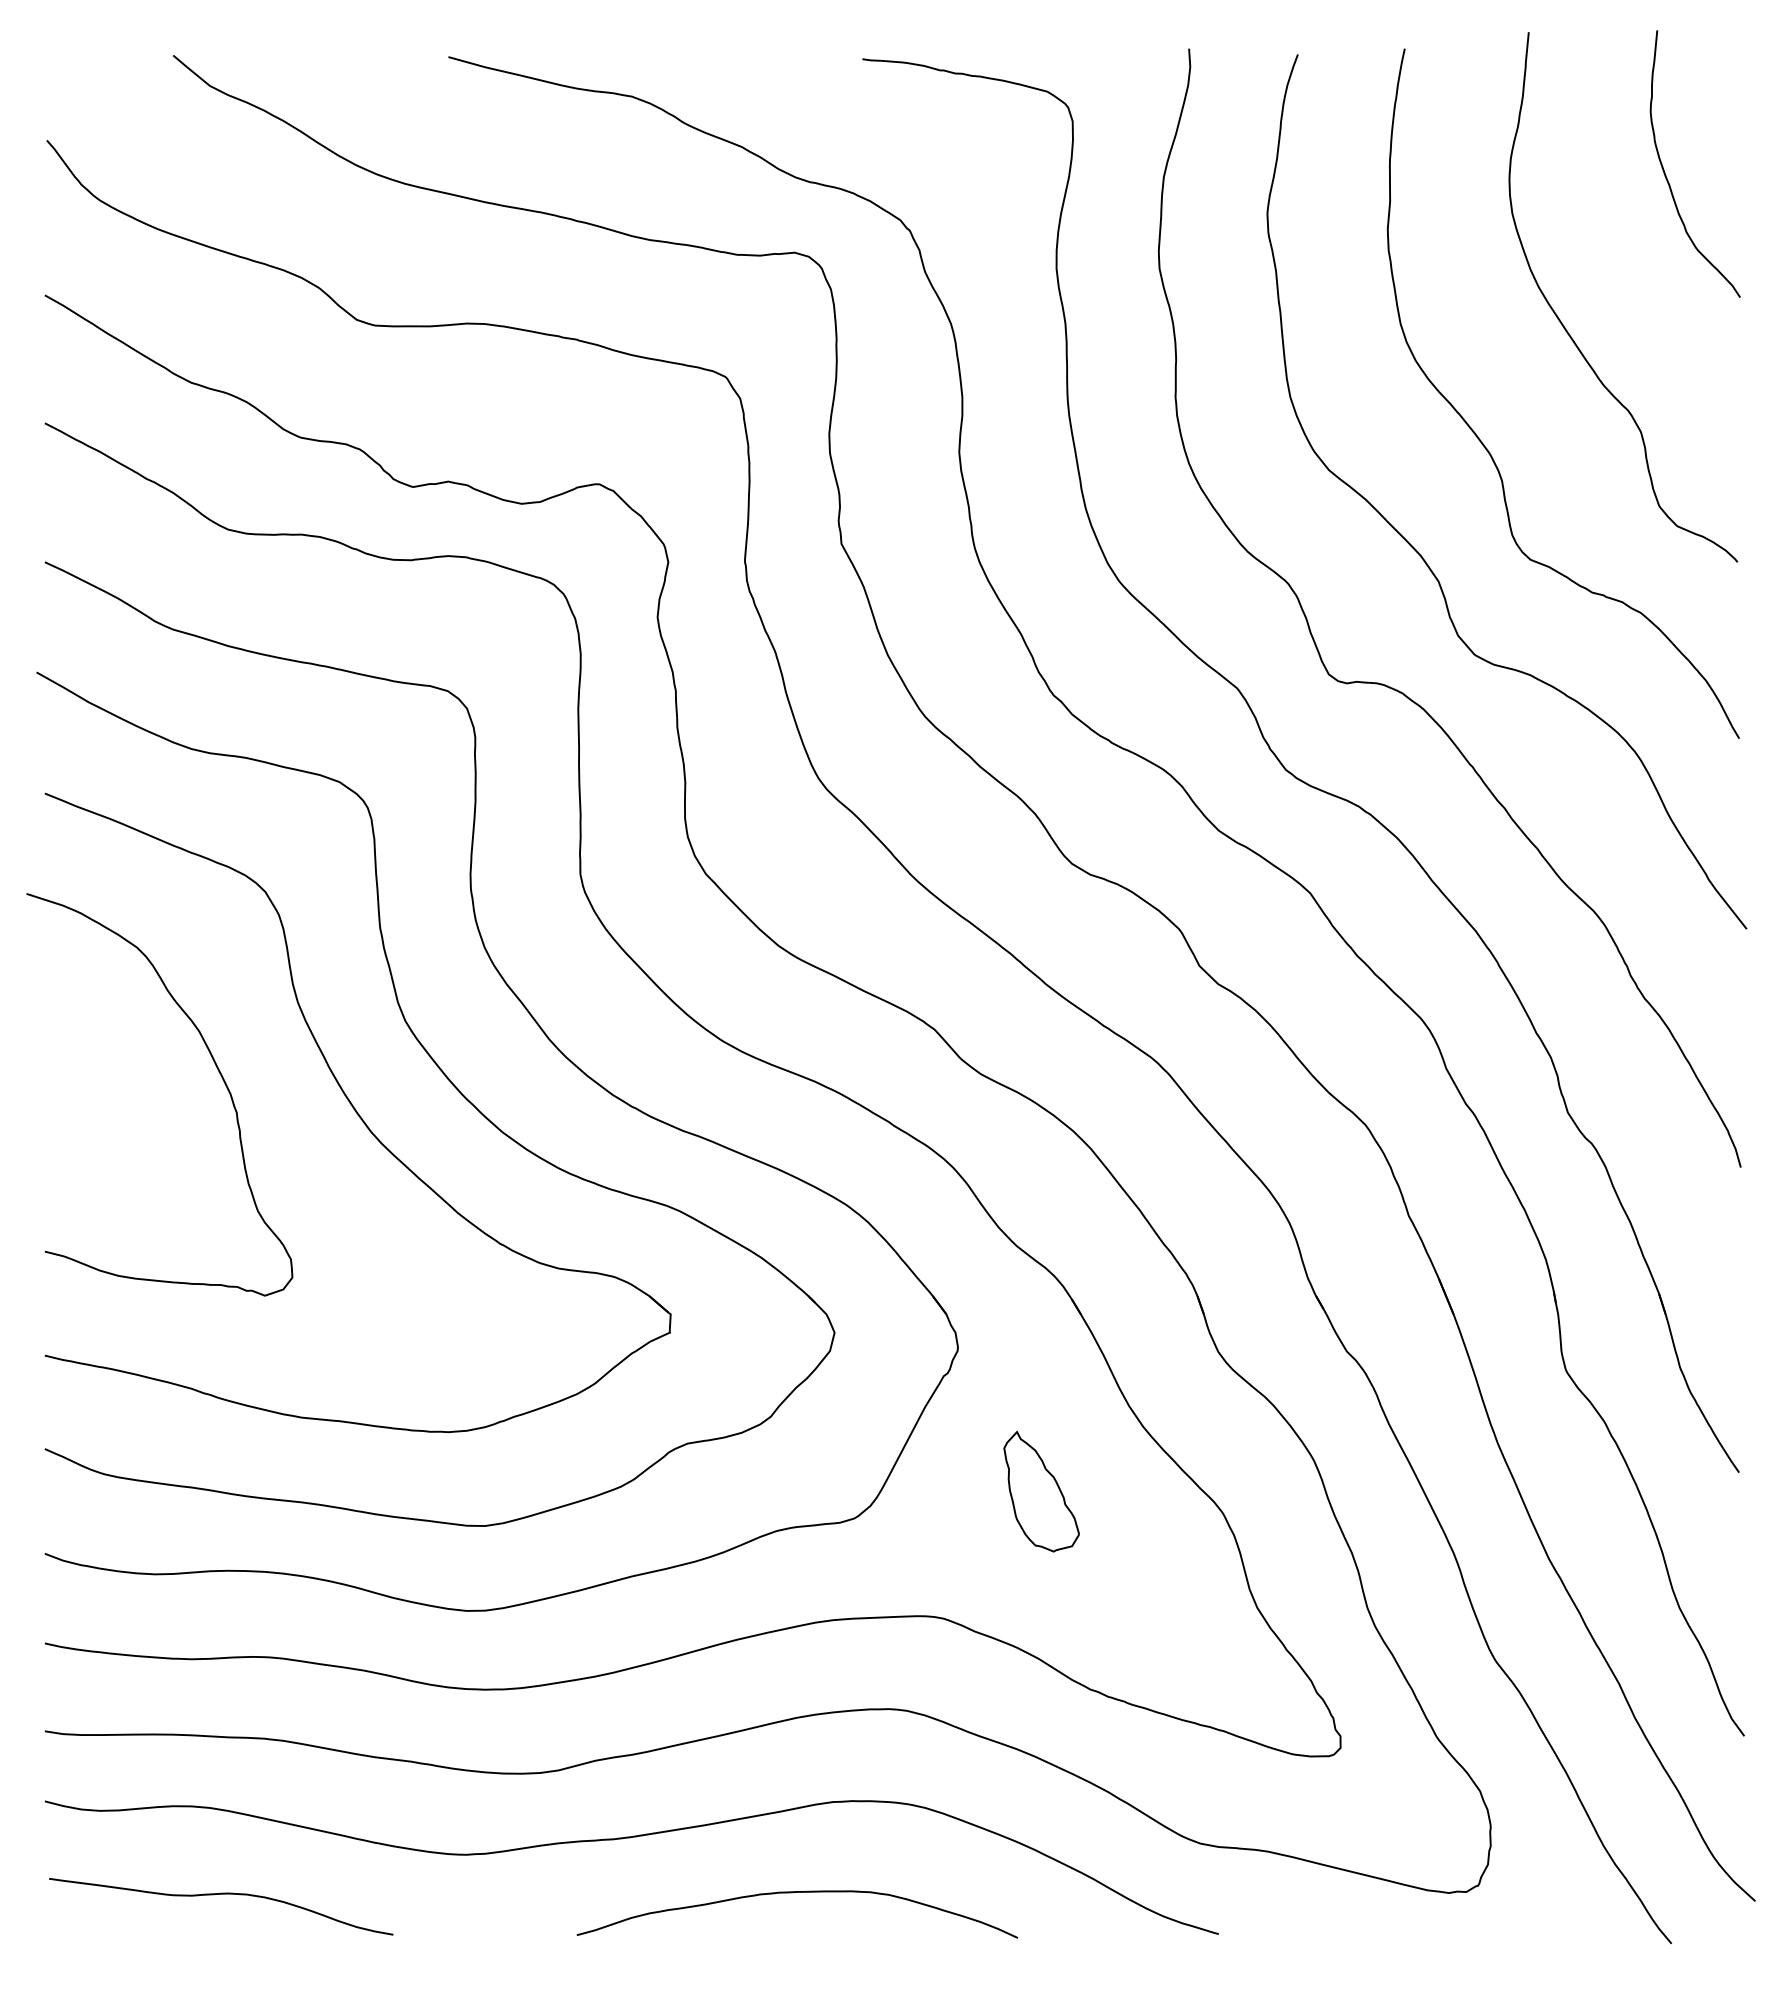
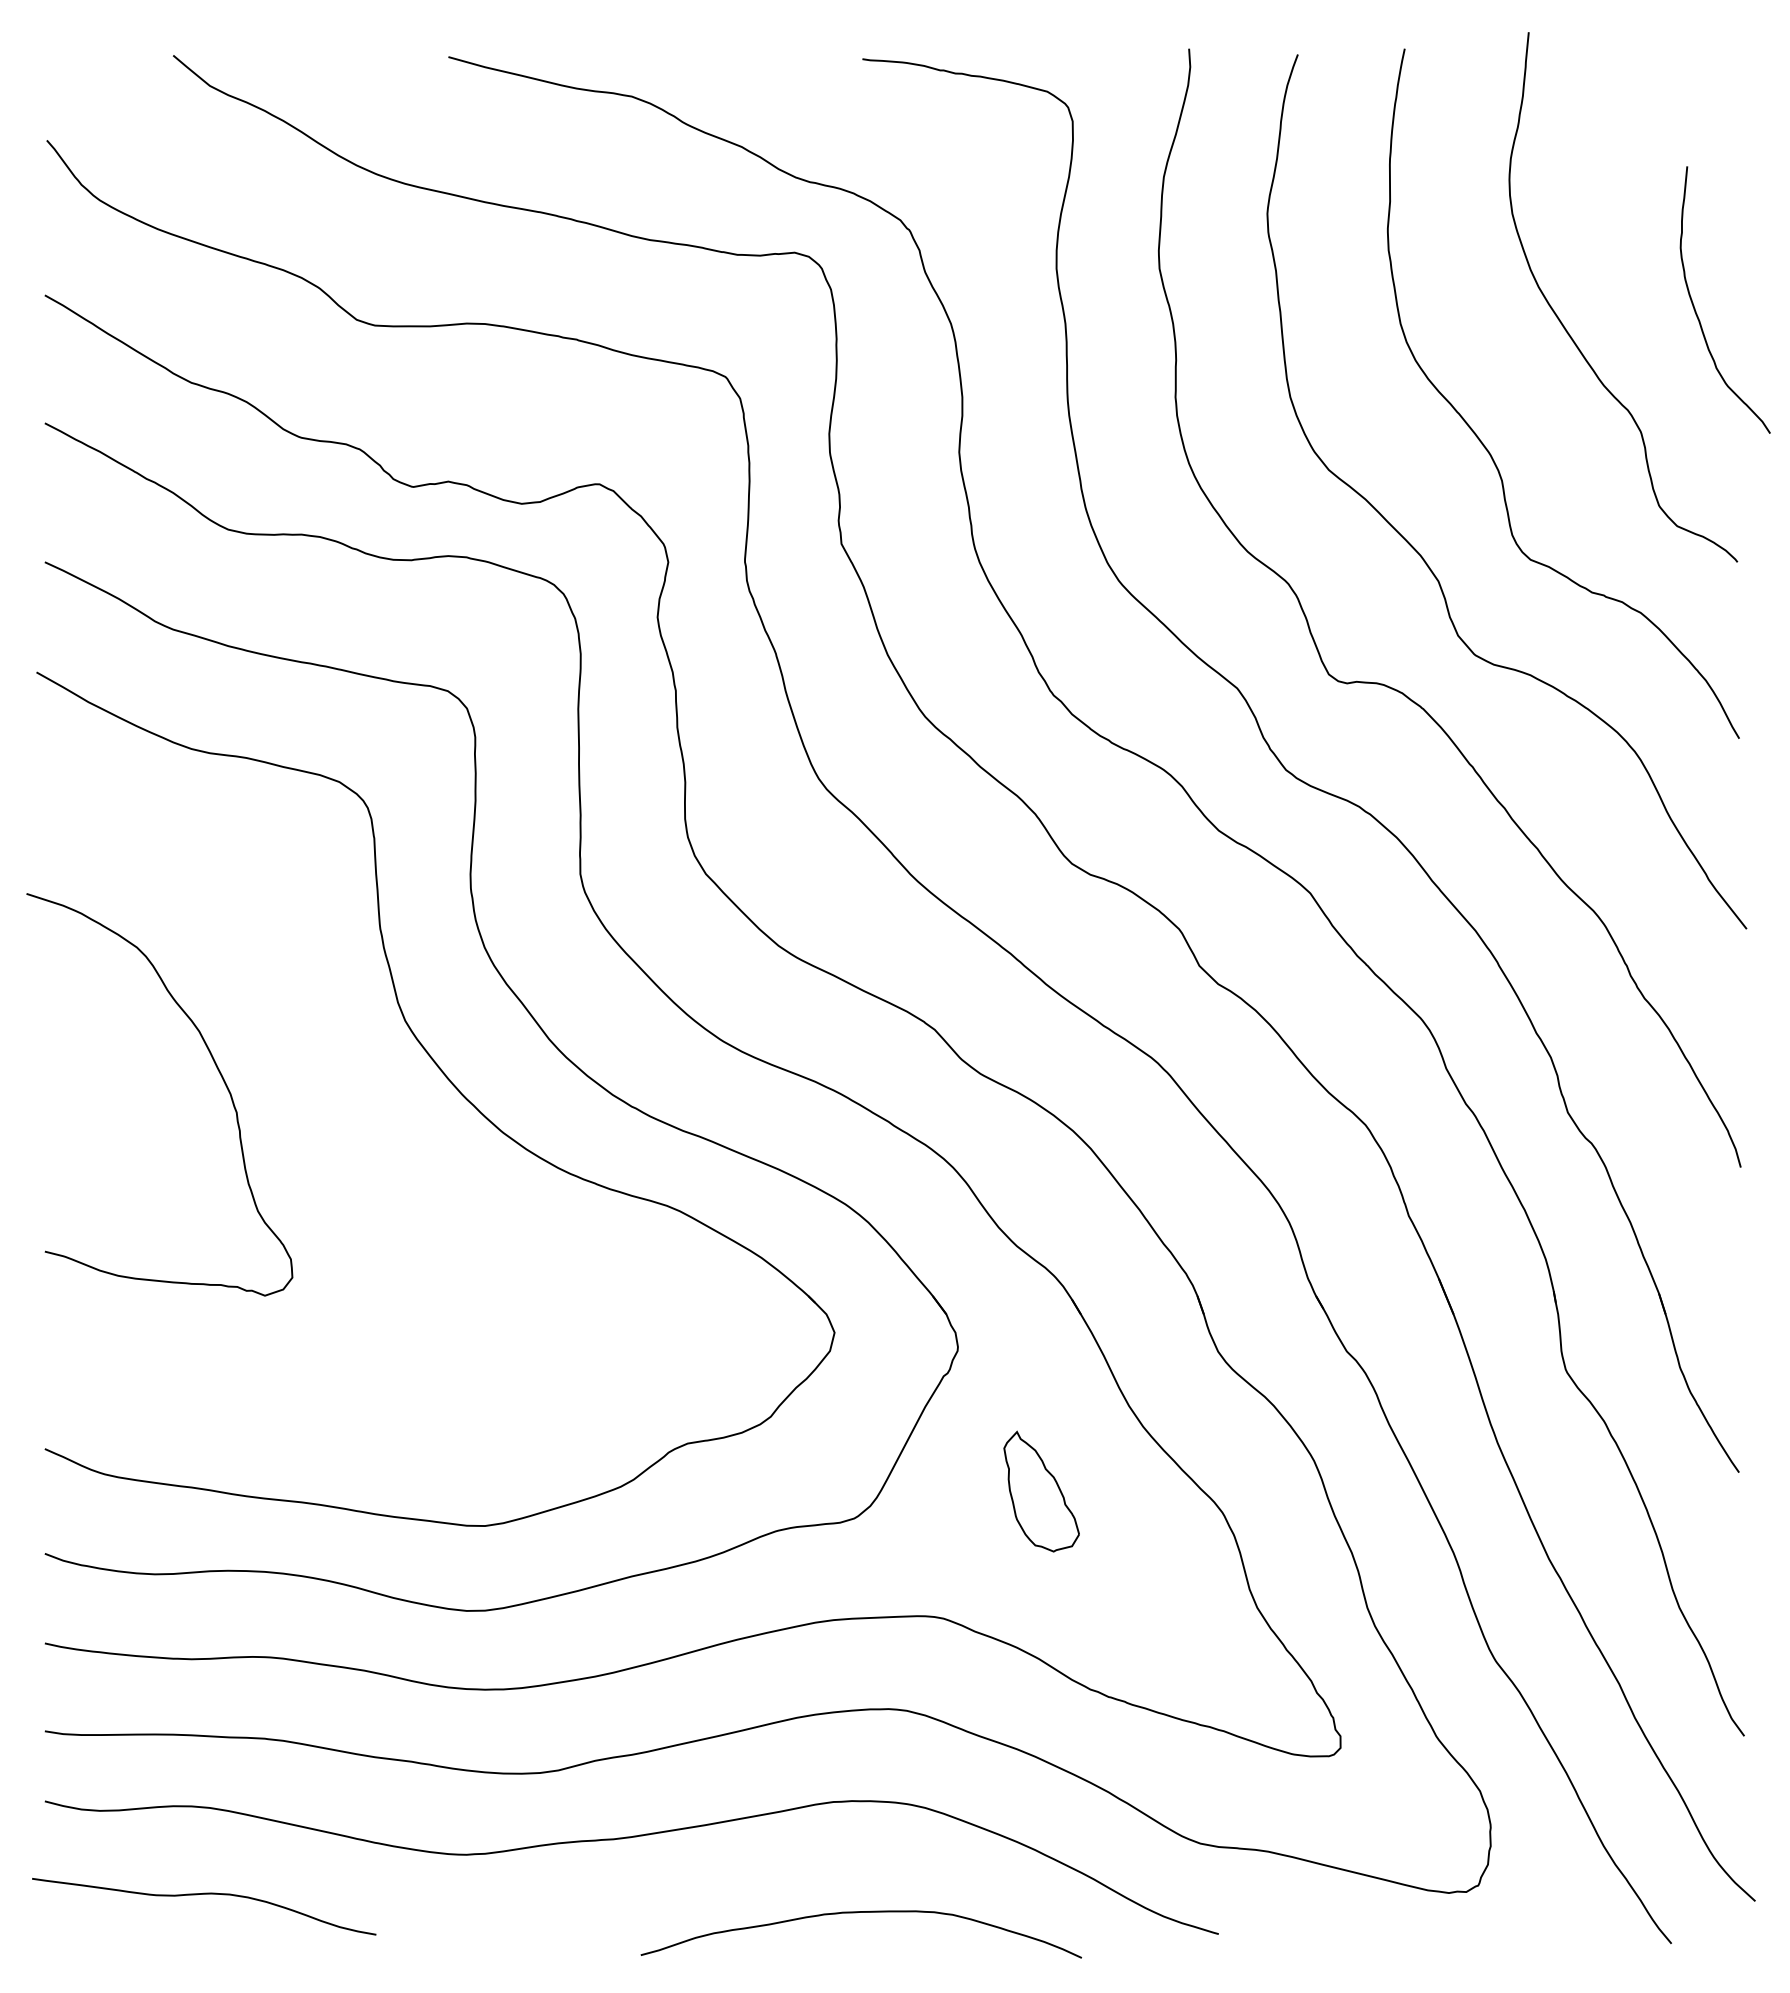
curve position: (1665, 172) -> (1695, 308) (1695, 308)
part: present -> none (357, 1112)
curve position: (792, 1893) -> (856, 1913) (856, 1913)
curve position: (221, 1894) -> (204, 1894) (204, 1894)
